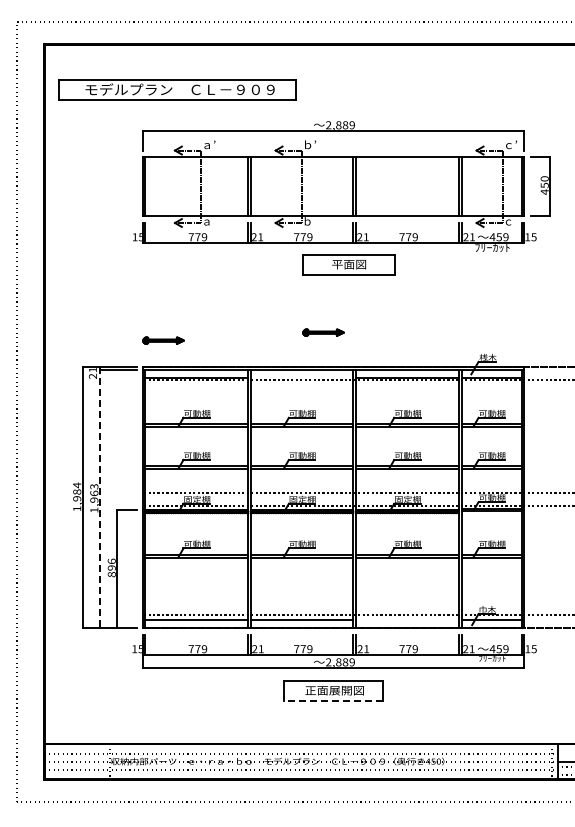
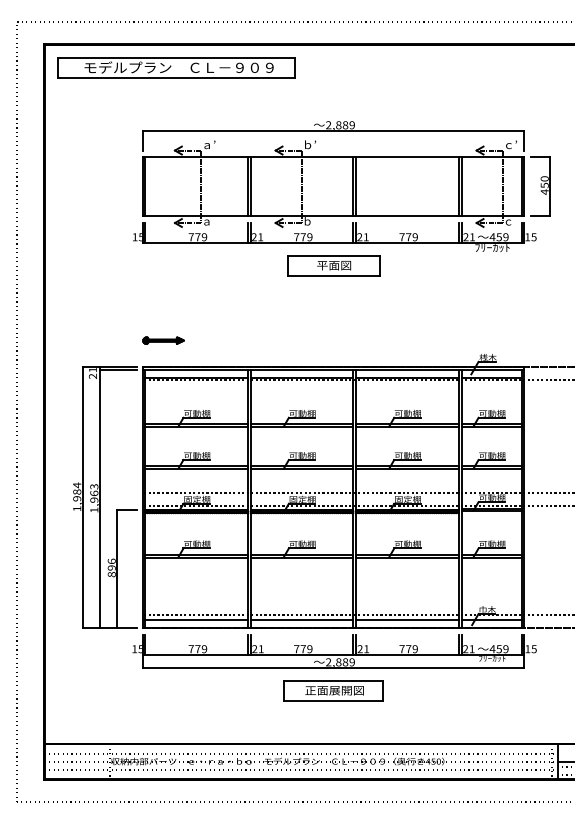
part position: (177, 89) -> (176, 67) (176, 67)
part position: (348, 264) -> (333, 265) (333, 265)
part: present -> none (323, 332)
line: none -> present (301, 377)
line: dashed -> solid (99, 497)
line: none -> present (407, 620)
line: dashed -> solid (333, 700)
